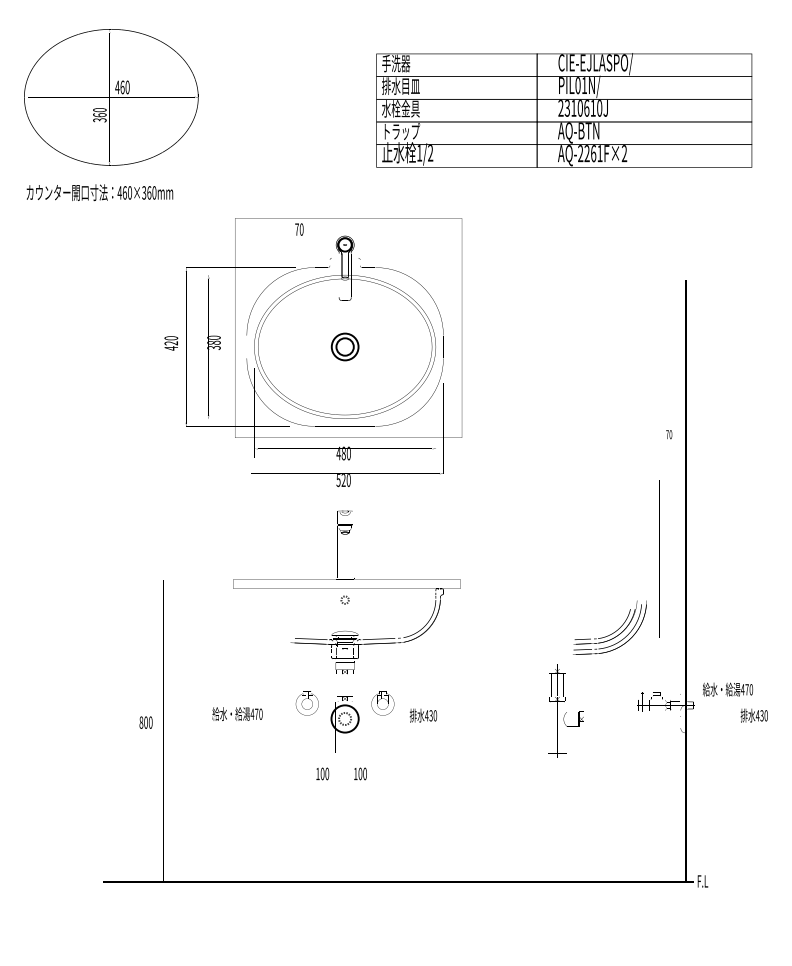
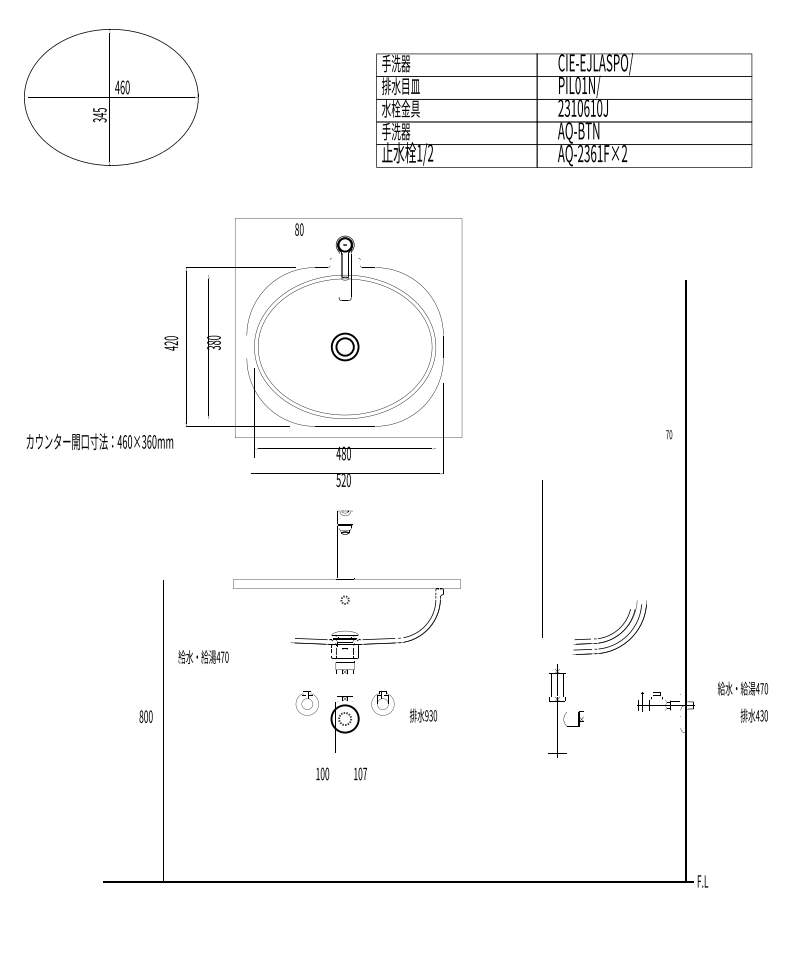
text: 360 -> 345 (99, 112)
text: トラップ -> 手洗器 (401, 131)
text: AQ-2261F×2 -> AQ-2361F×2 (586, 153)
text position: (99, 192) -> (99, 441) (99, 441)
text: 70 -> 80 (296, 229)
line position: (659, 558) -> (542, 558) (542, 558)
text position: (727, 689) -> (742, 688) (742, 688)
text position: (237, 713) -> (203, 656) (203, 656)
text: 430 -> 930 (426, 715)
text position: (145, 722) -> (145, 716) (145, 716)
text: 100 -> 107 (364, 773)
